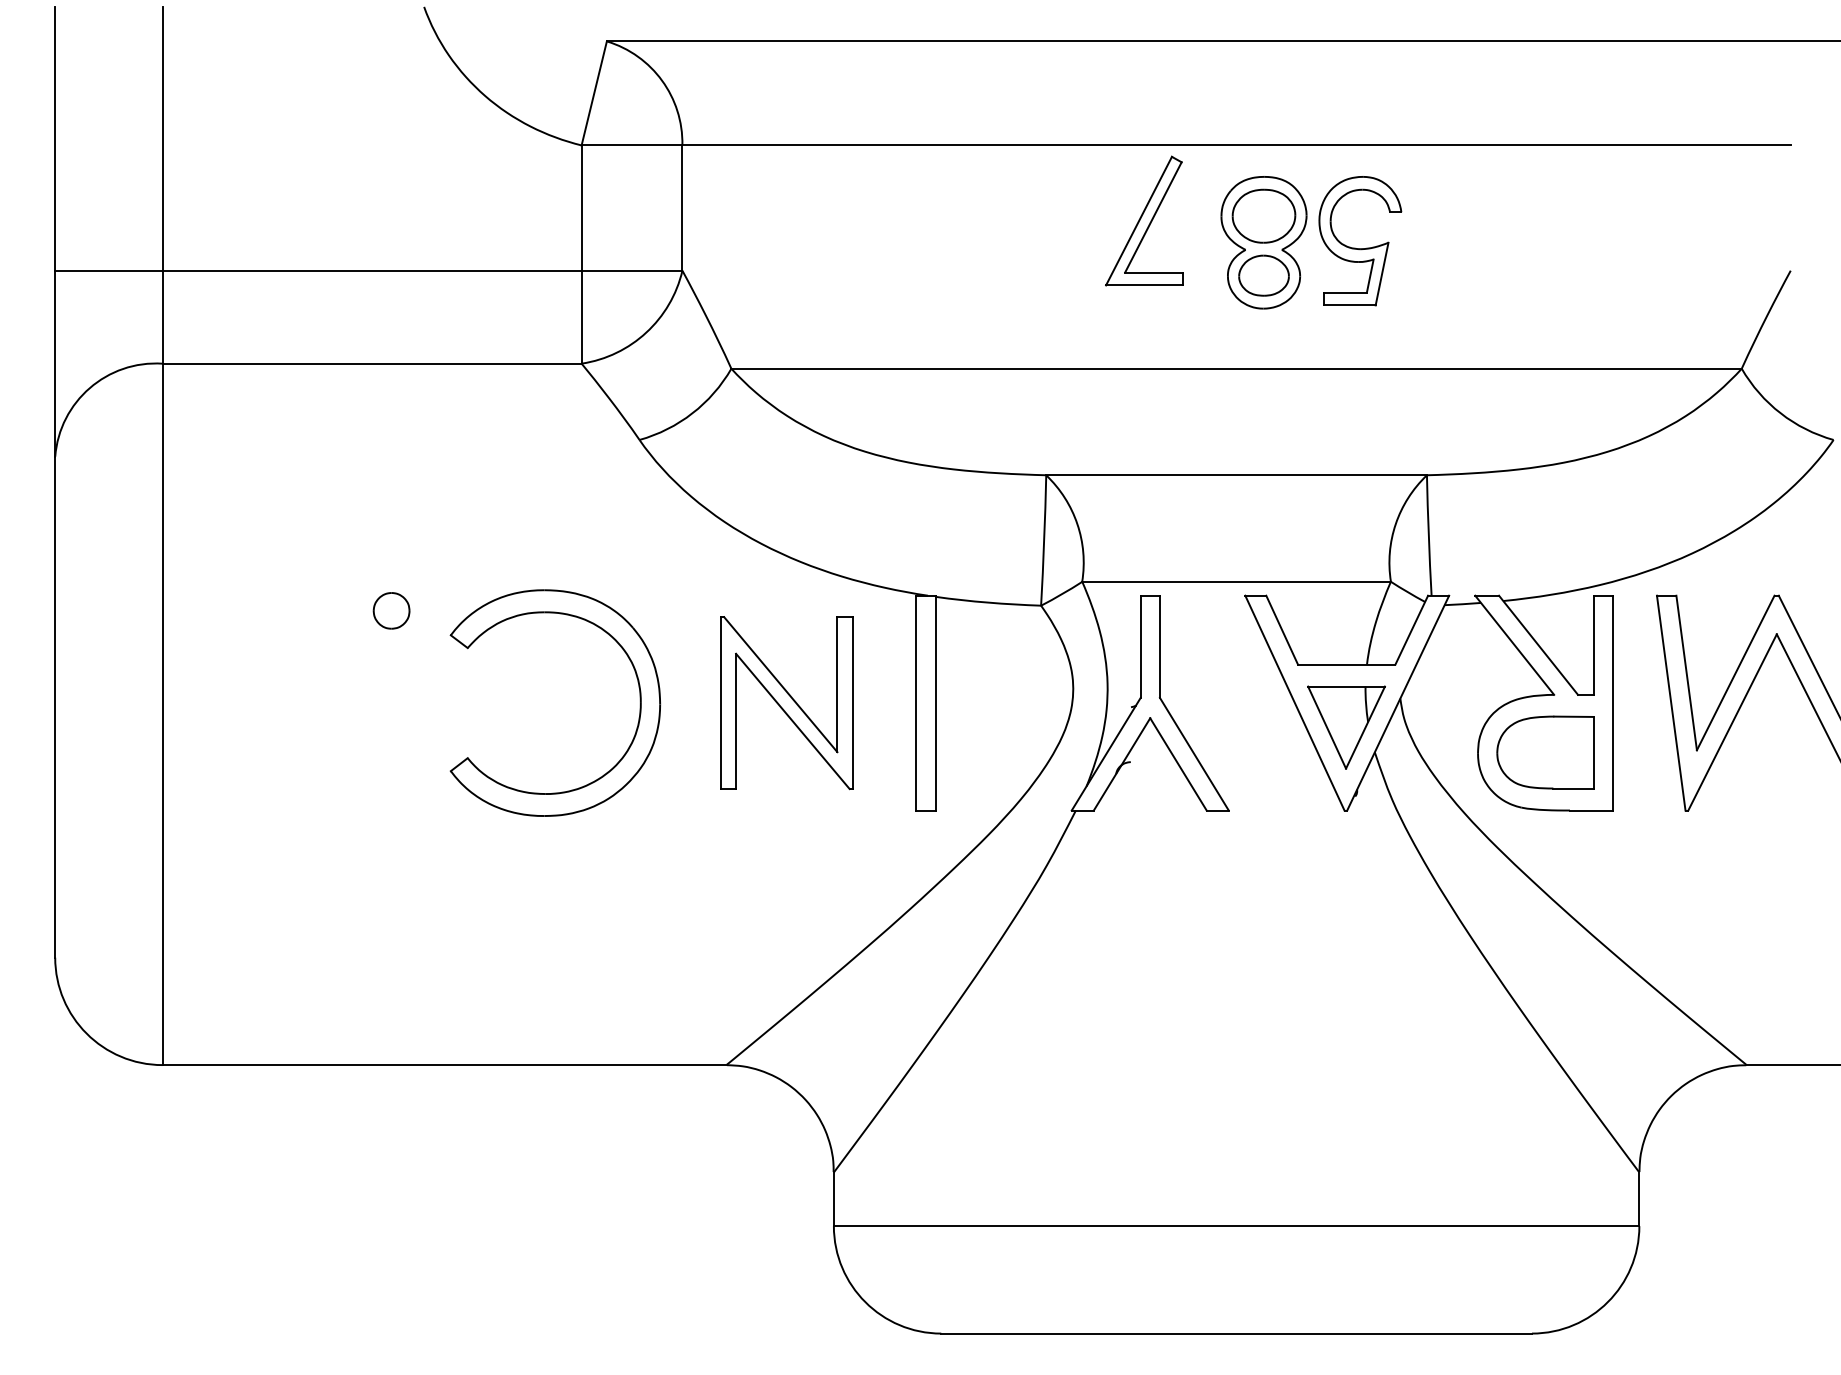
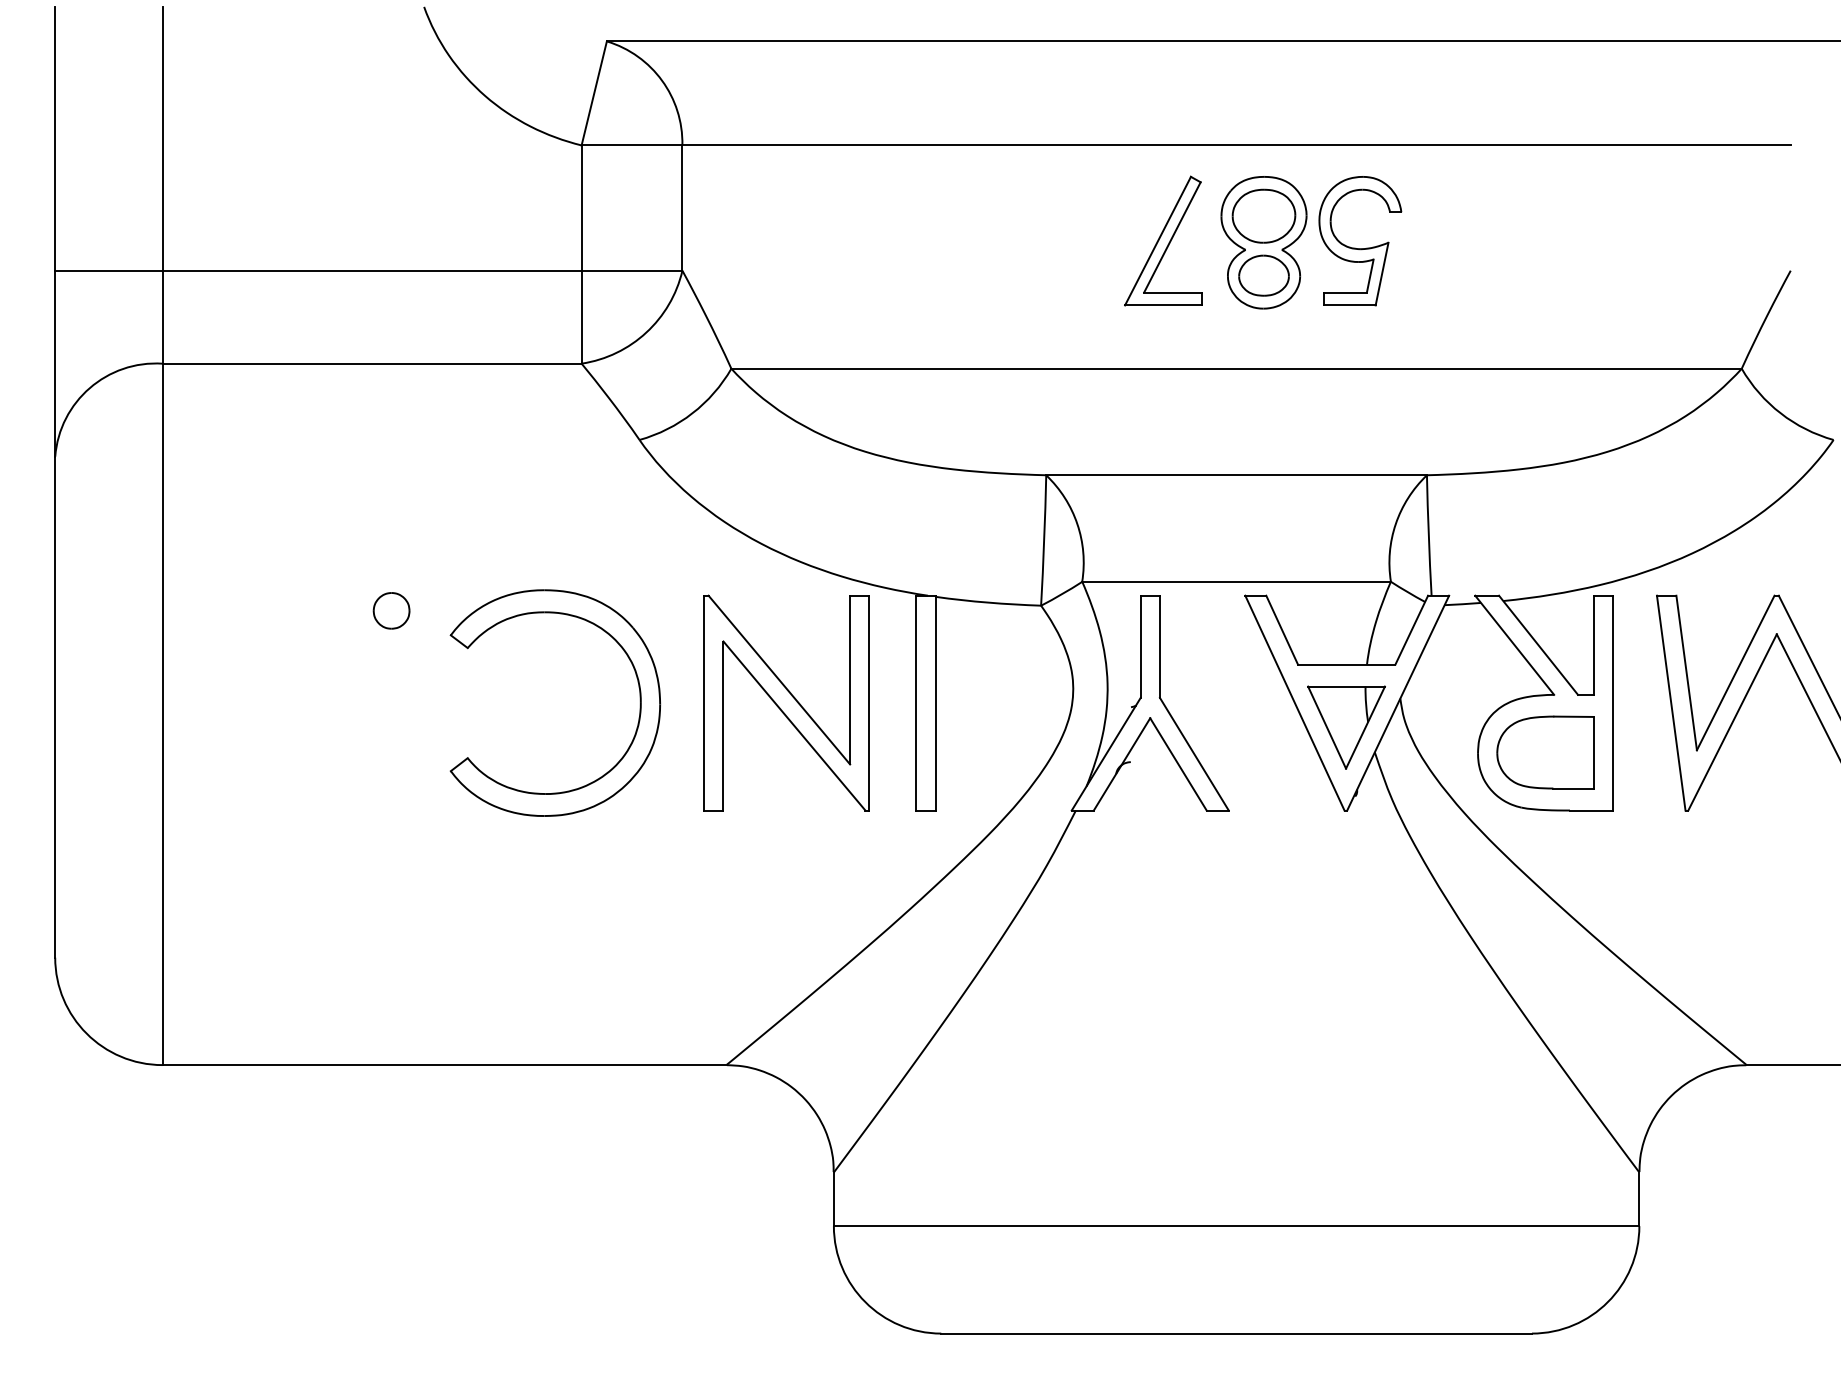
part position: (1144, 220) -> (1163, 240) (1163, 240)
part size: 134x175 px -> 167x218 px (786, 702)
